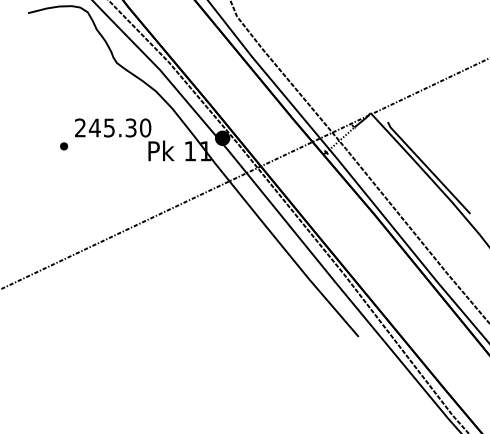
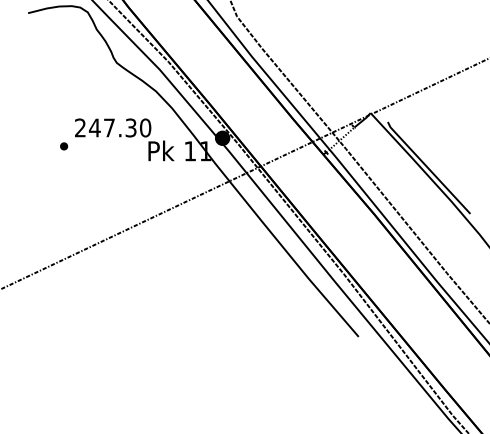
text: 245.30 -> 247.30 (109, 127)
